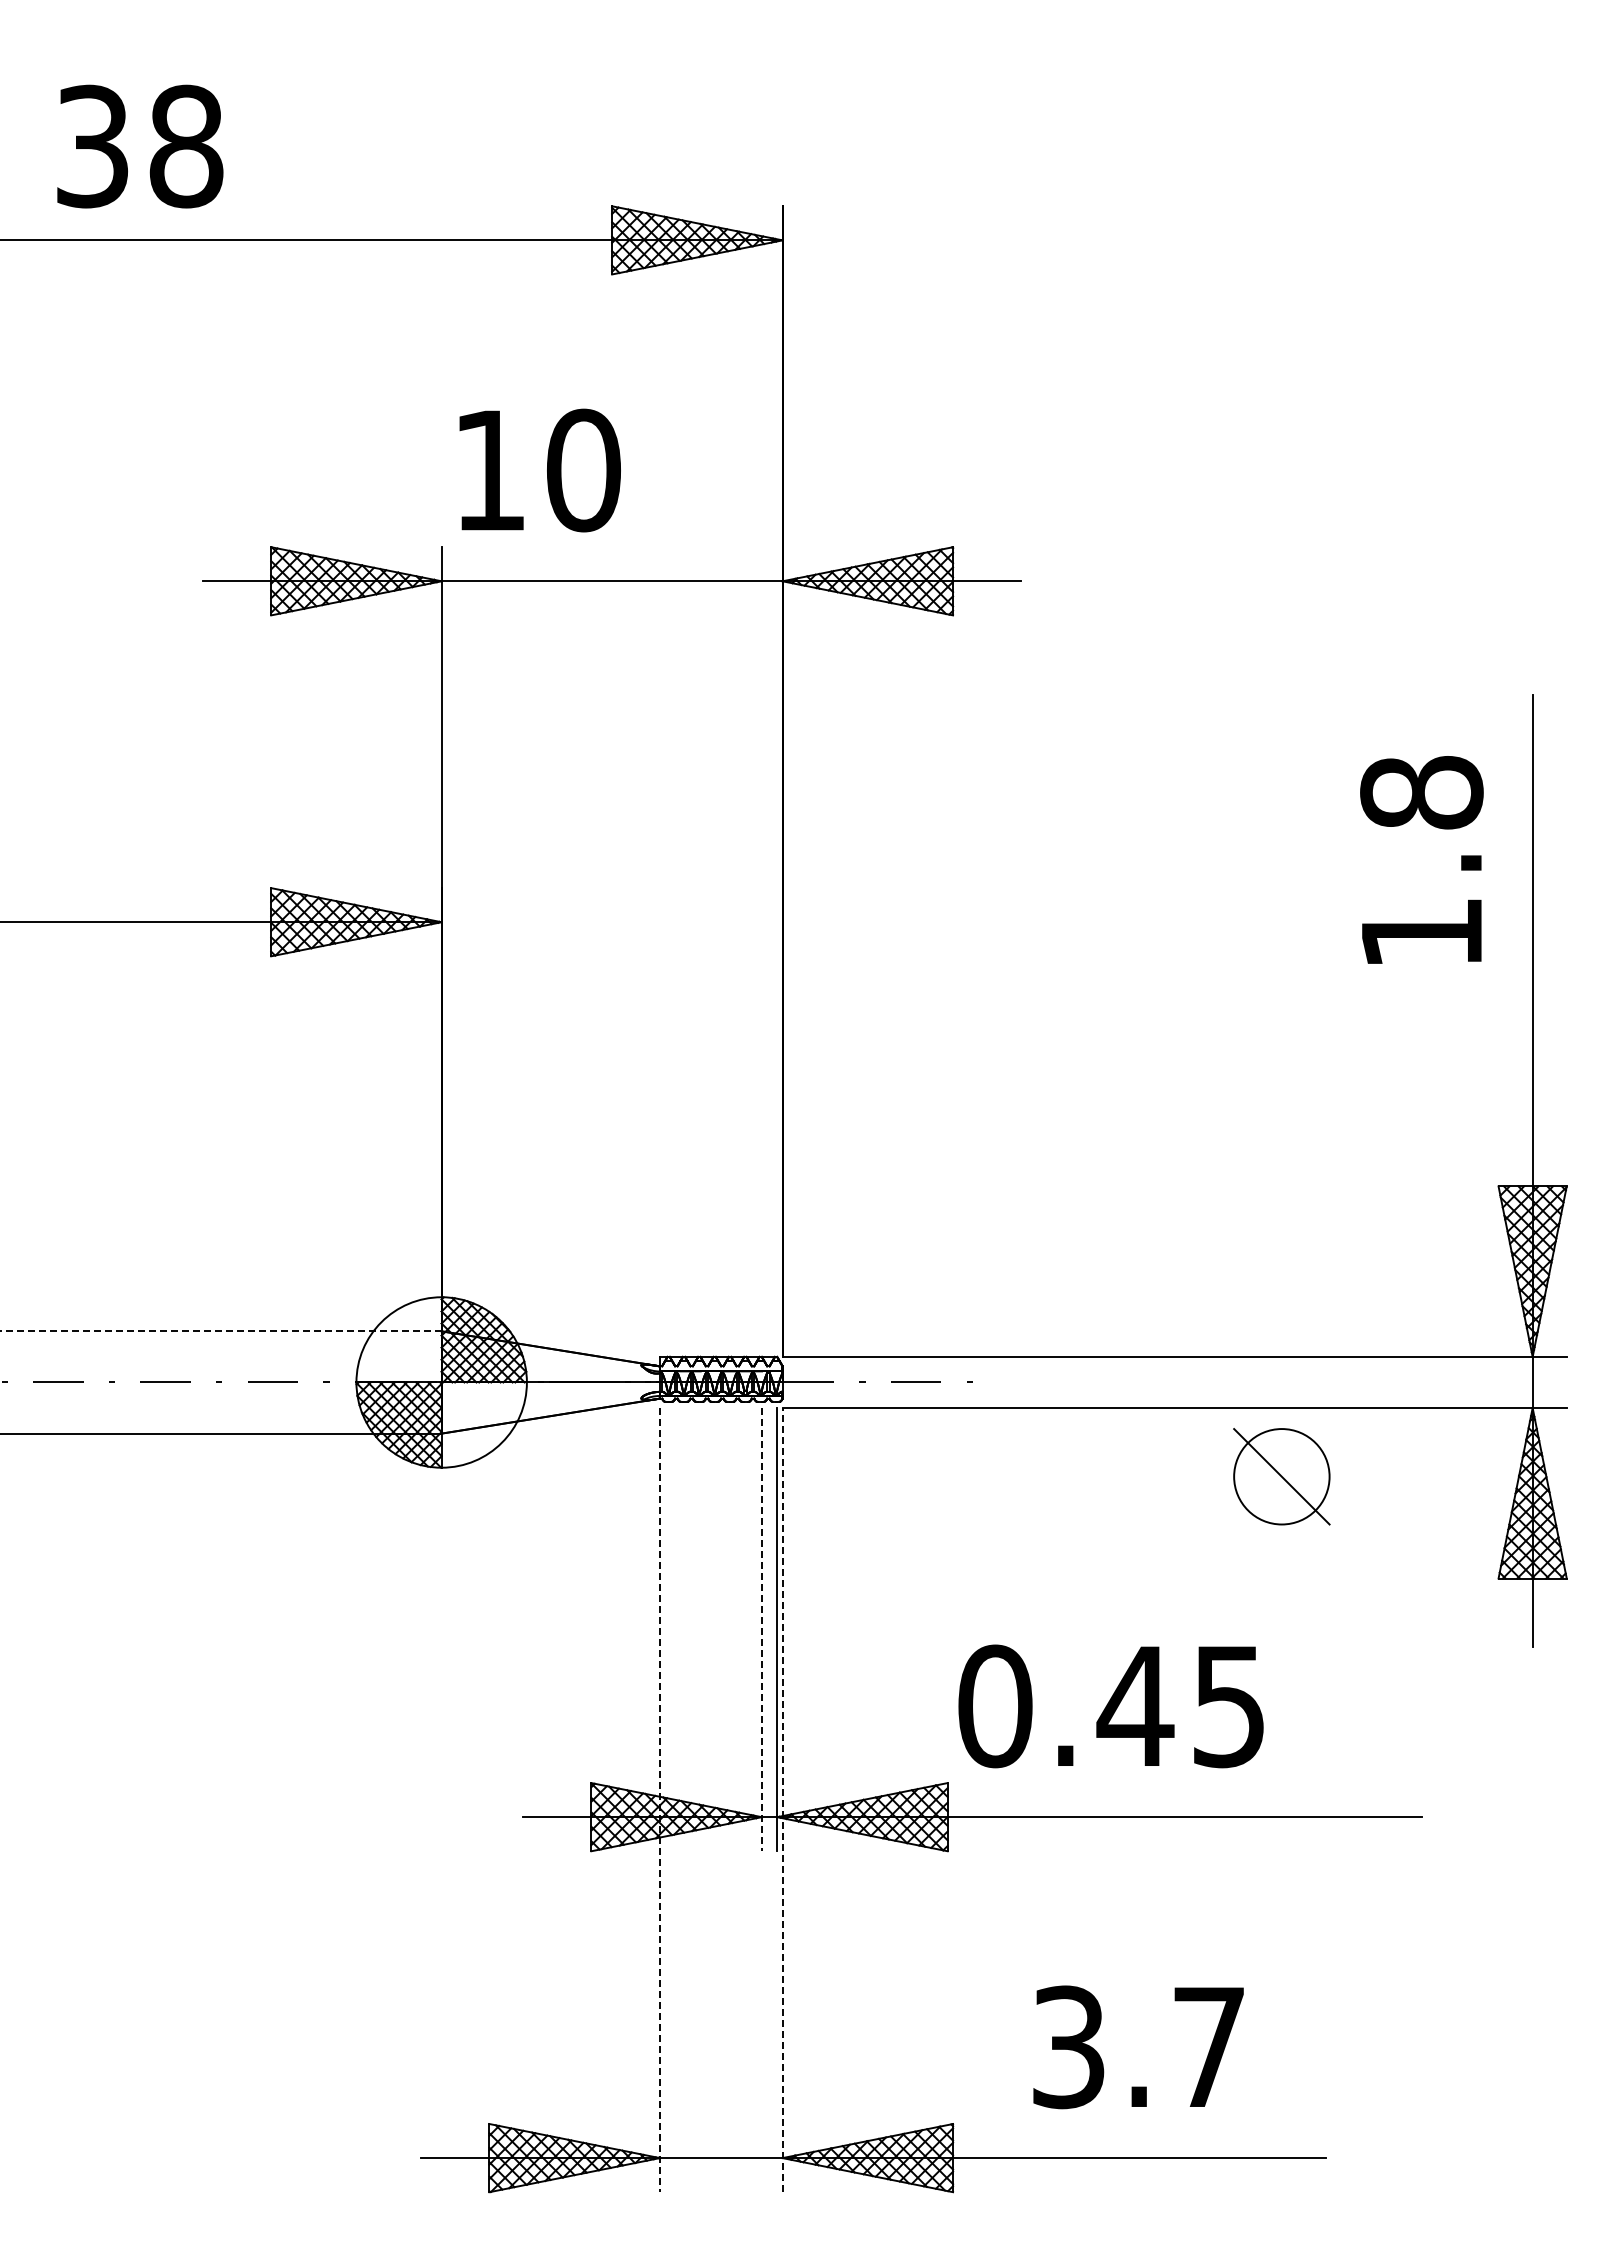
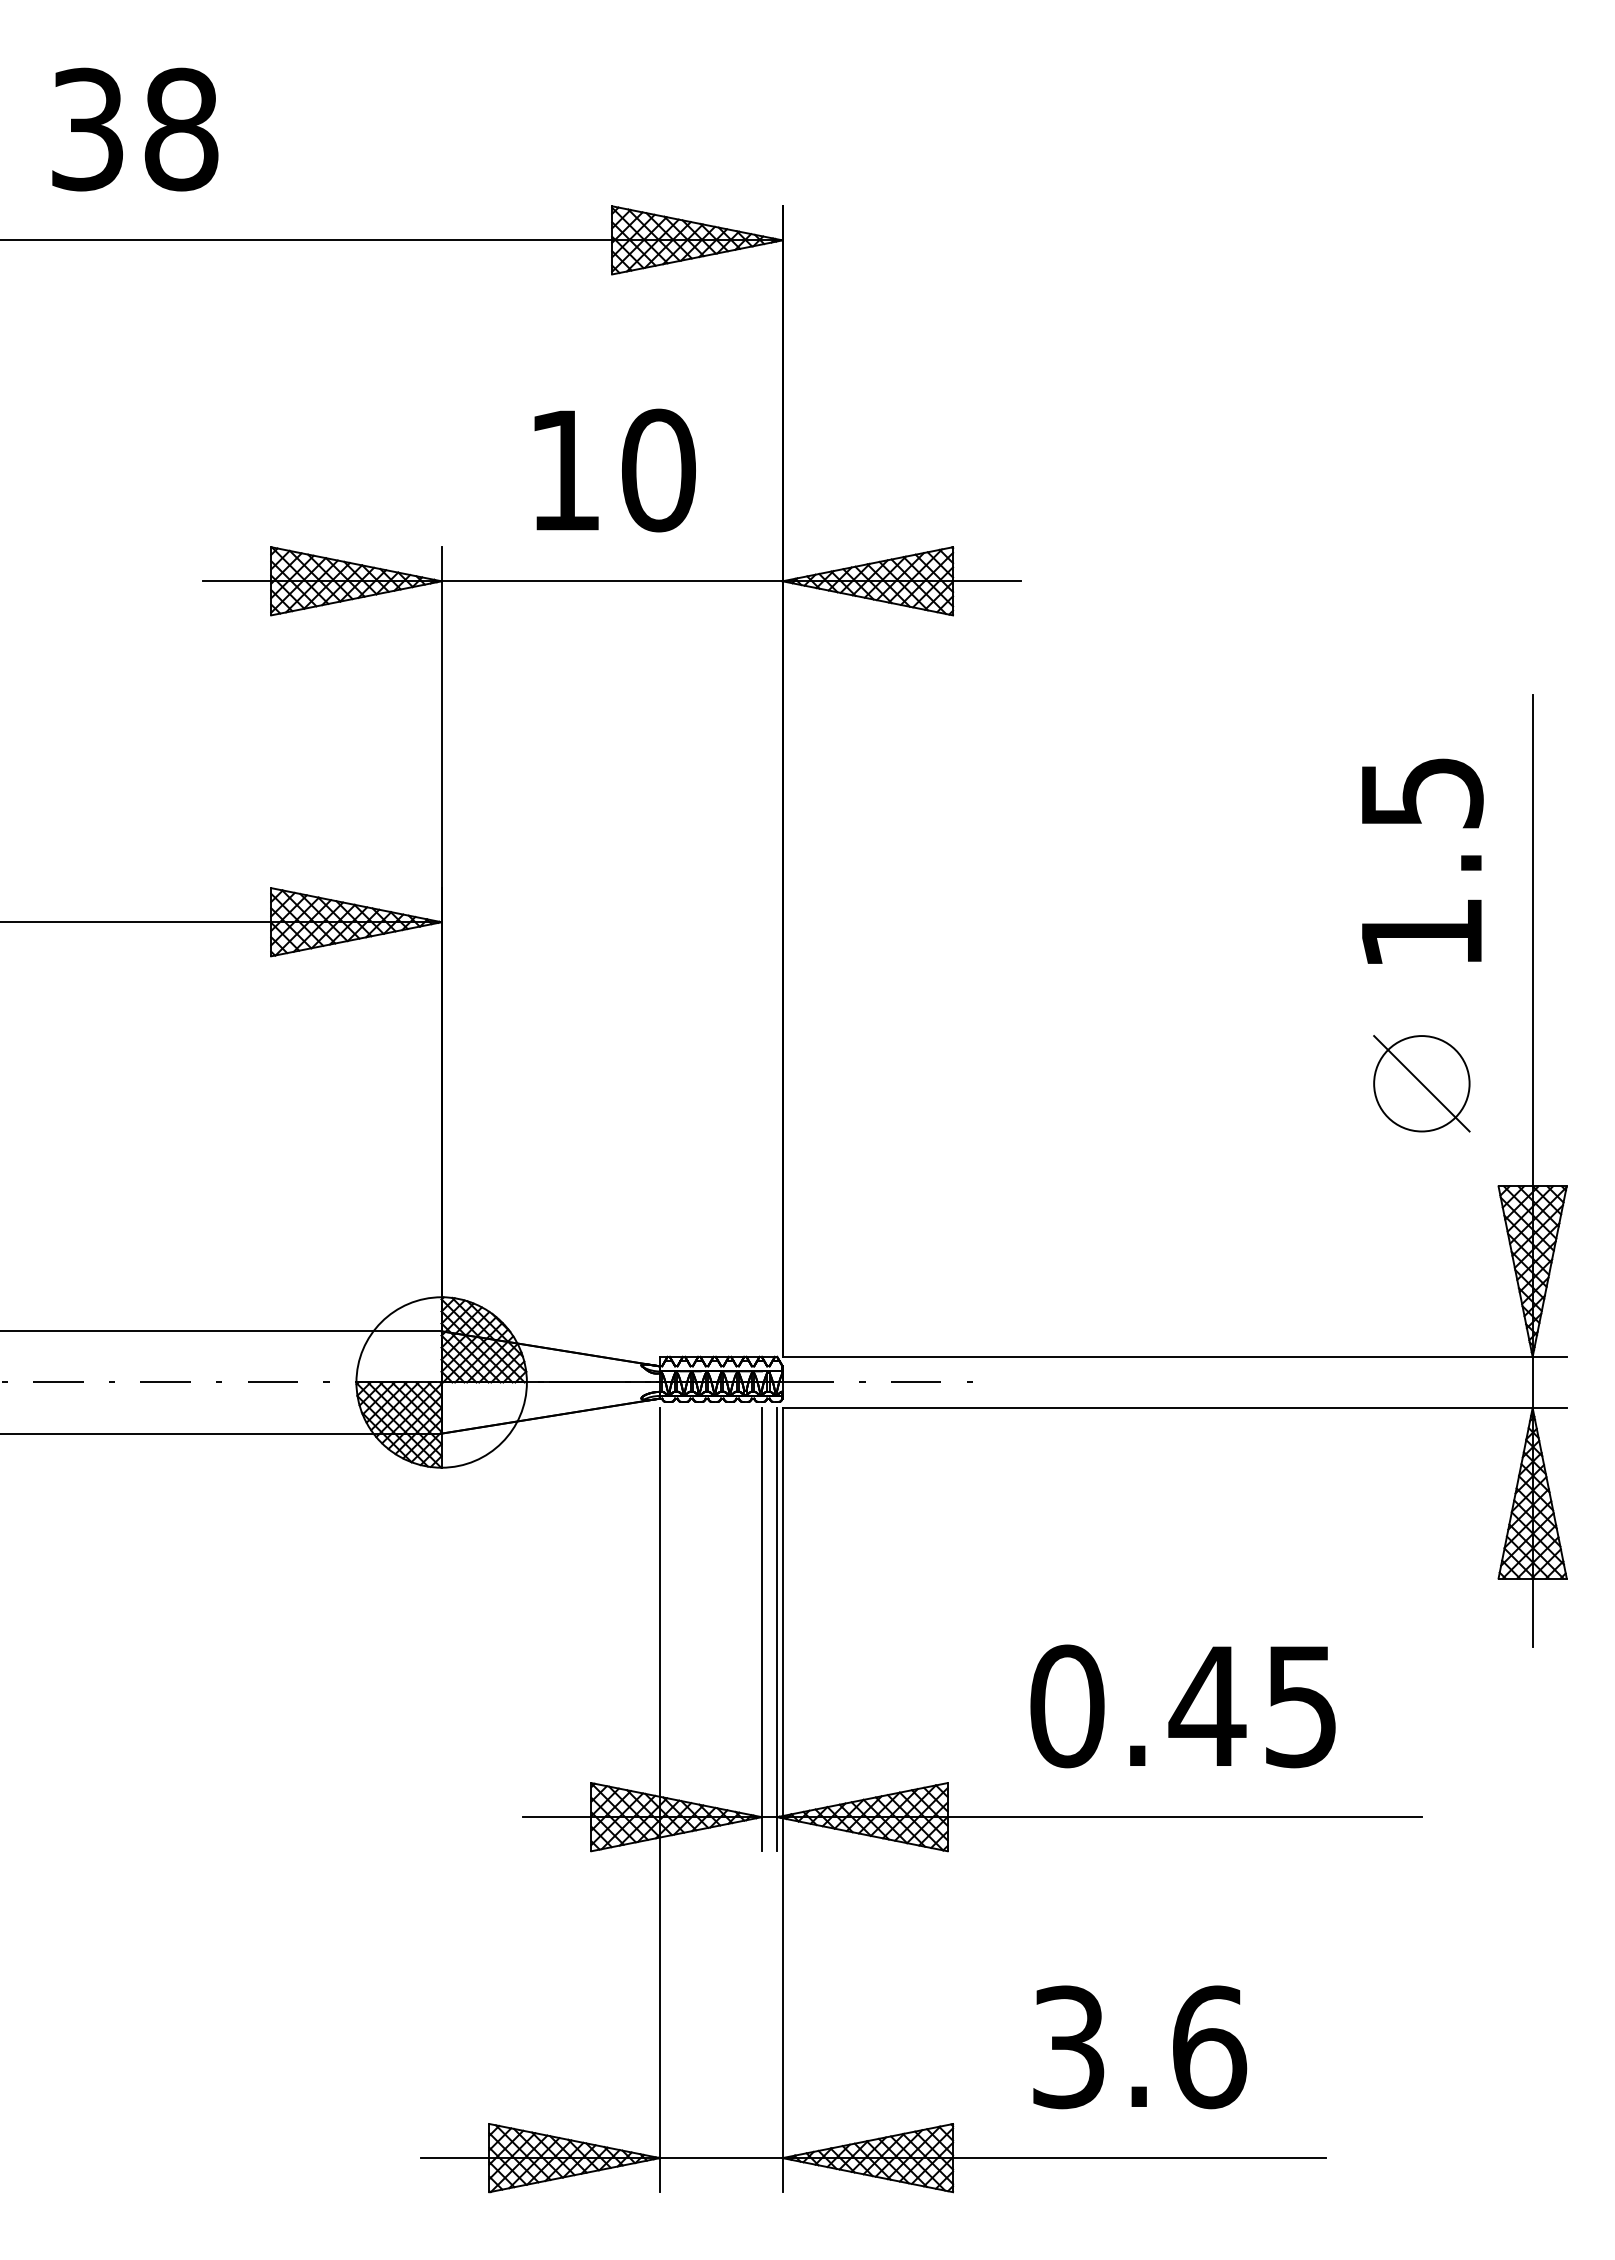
text position: (140, 146) -> (135, 129) (135, 129)
text position: (539, 470) -> (614, 470) (614, 470)
text: 1.8 -> 1.5 (1421, 792)
line: dashed -> solid (220, 1331)
part position: (1281, 1476) -> (1421, 1083) (1421, 1083)
line: dashed -> solid (761, 1629)
text position: (1110, 1706) -> (1182, 1706) (1182, 1706)
line: dashed -> solid (782, 1799)
line: dashed -> solid (659, 1800)
text: 3.7 -> 3.6 (1210, 2047)
